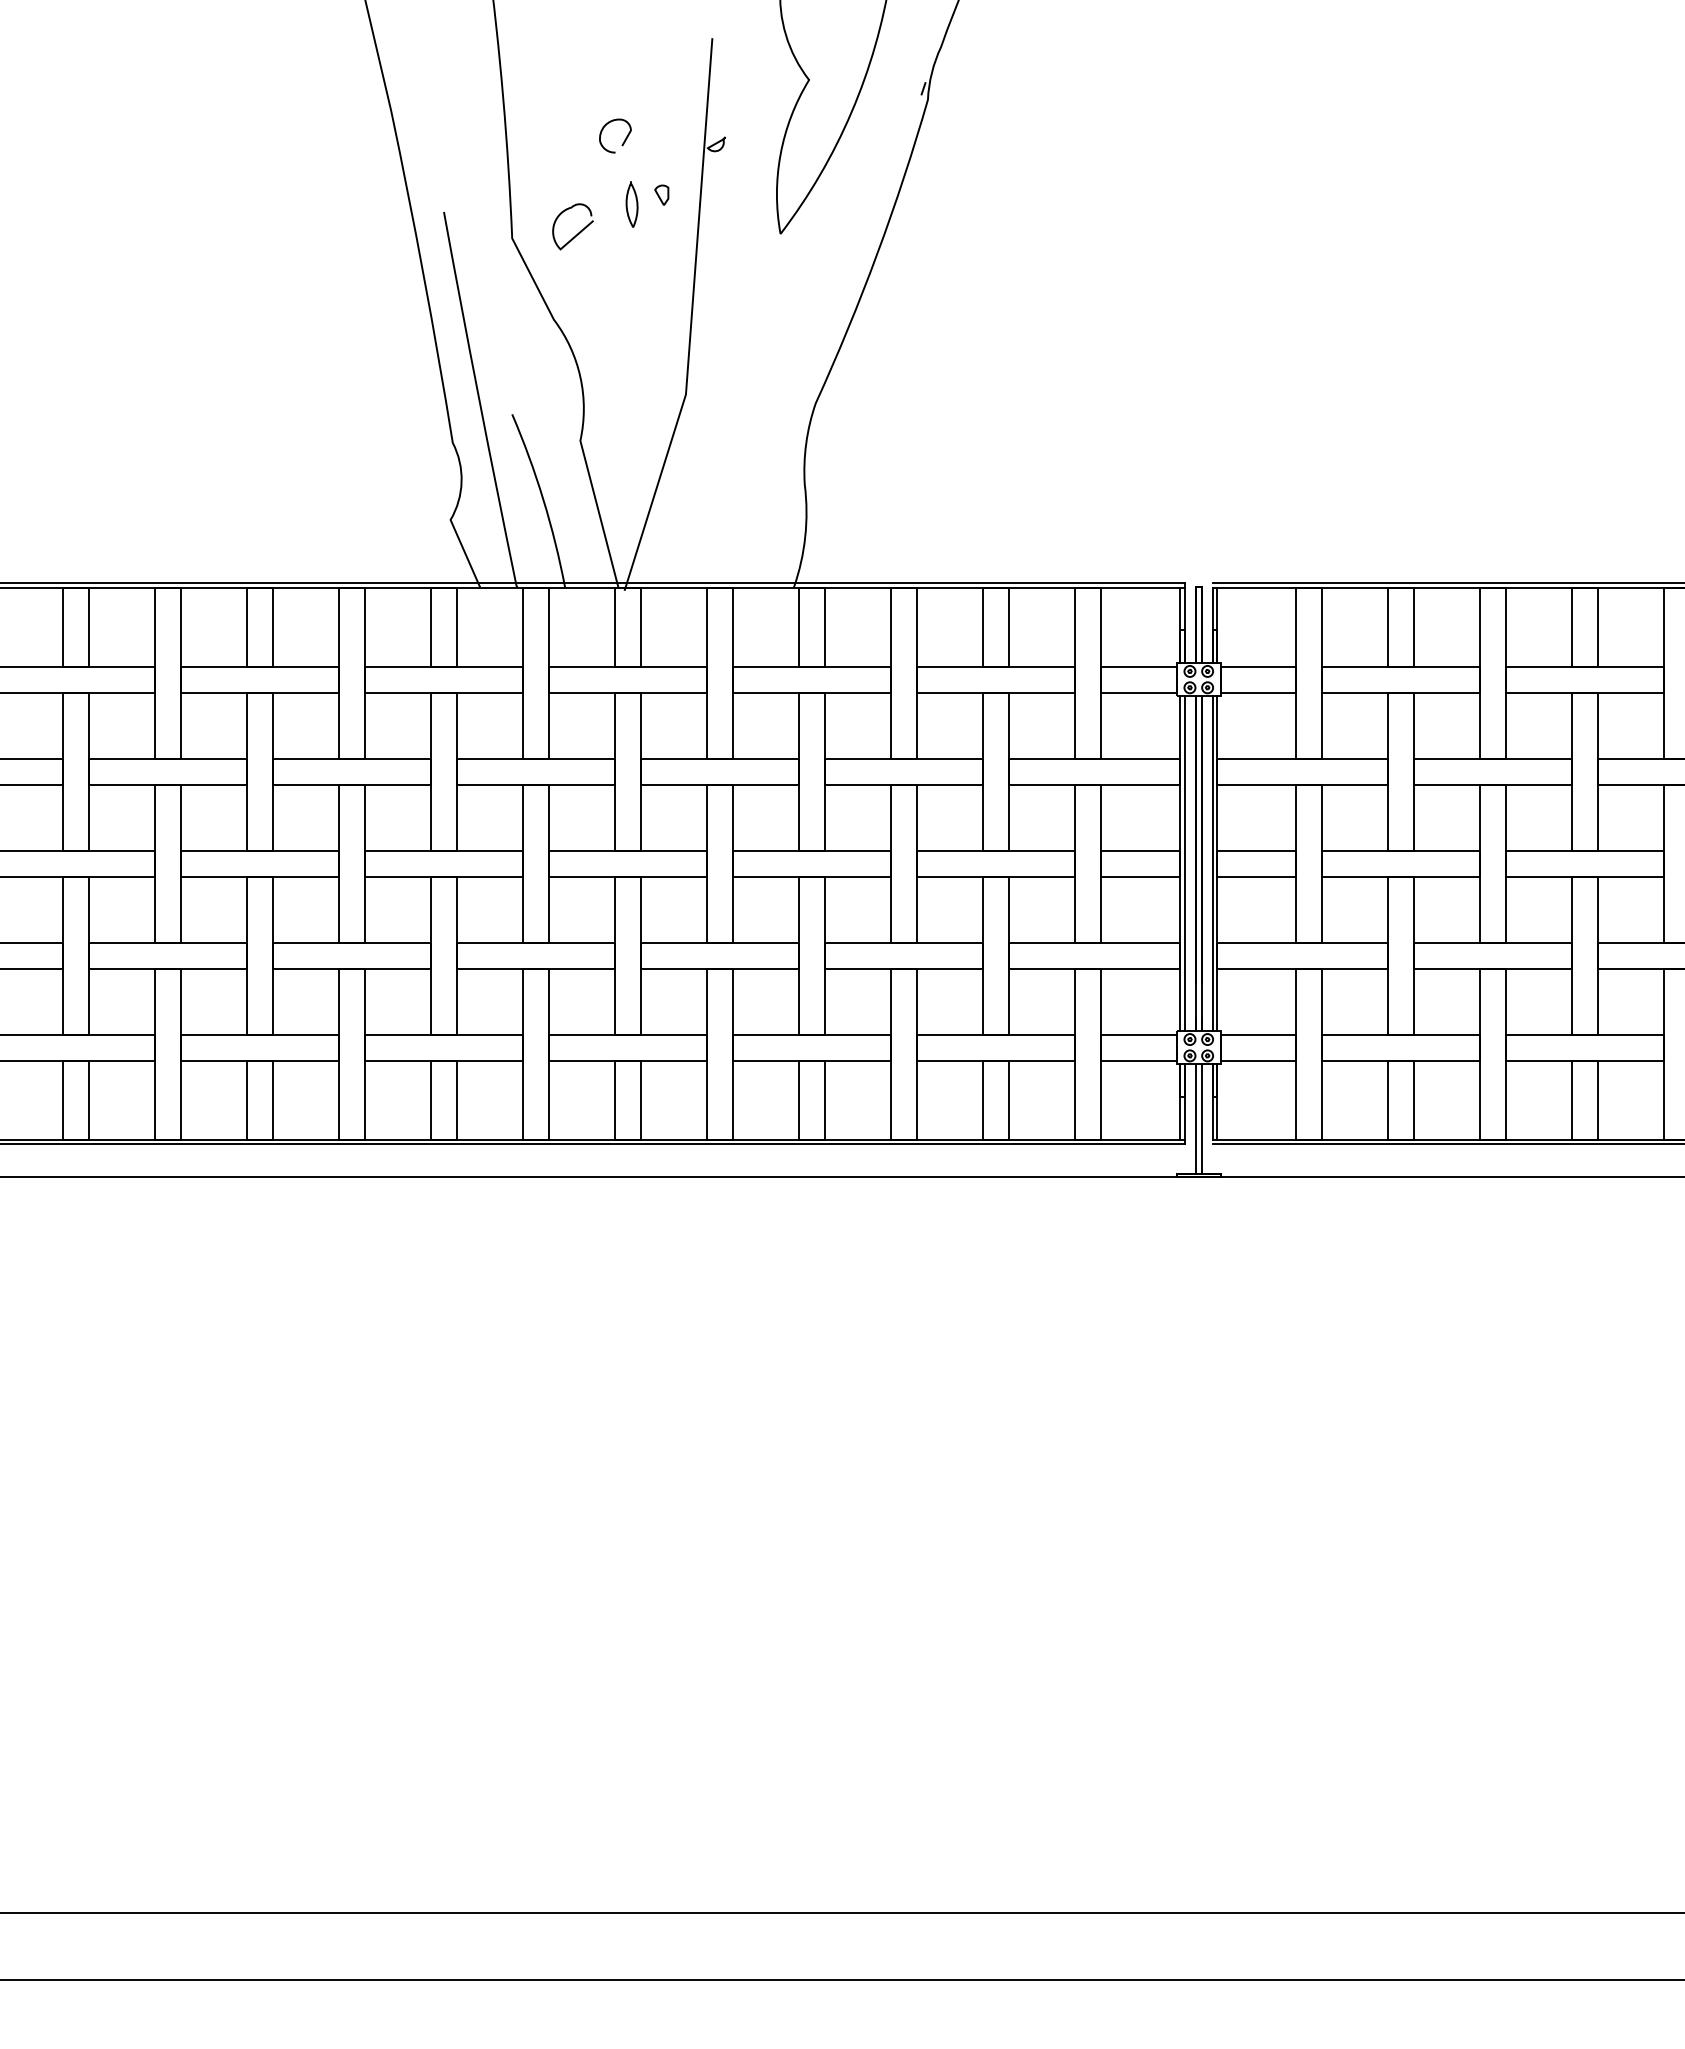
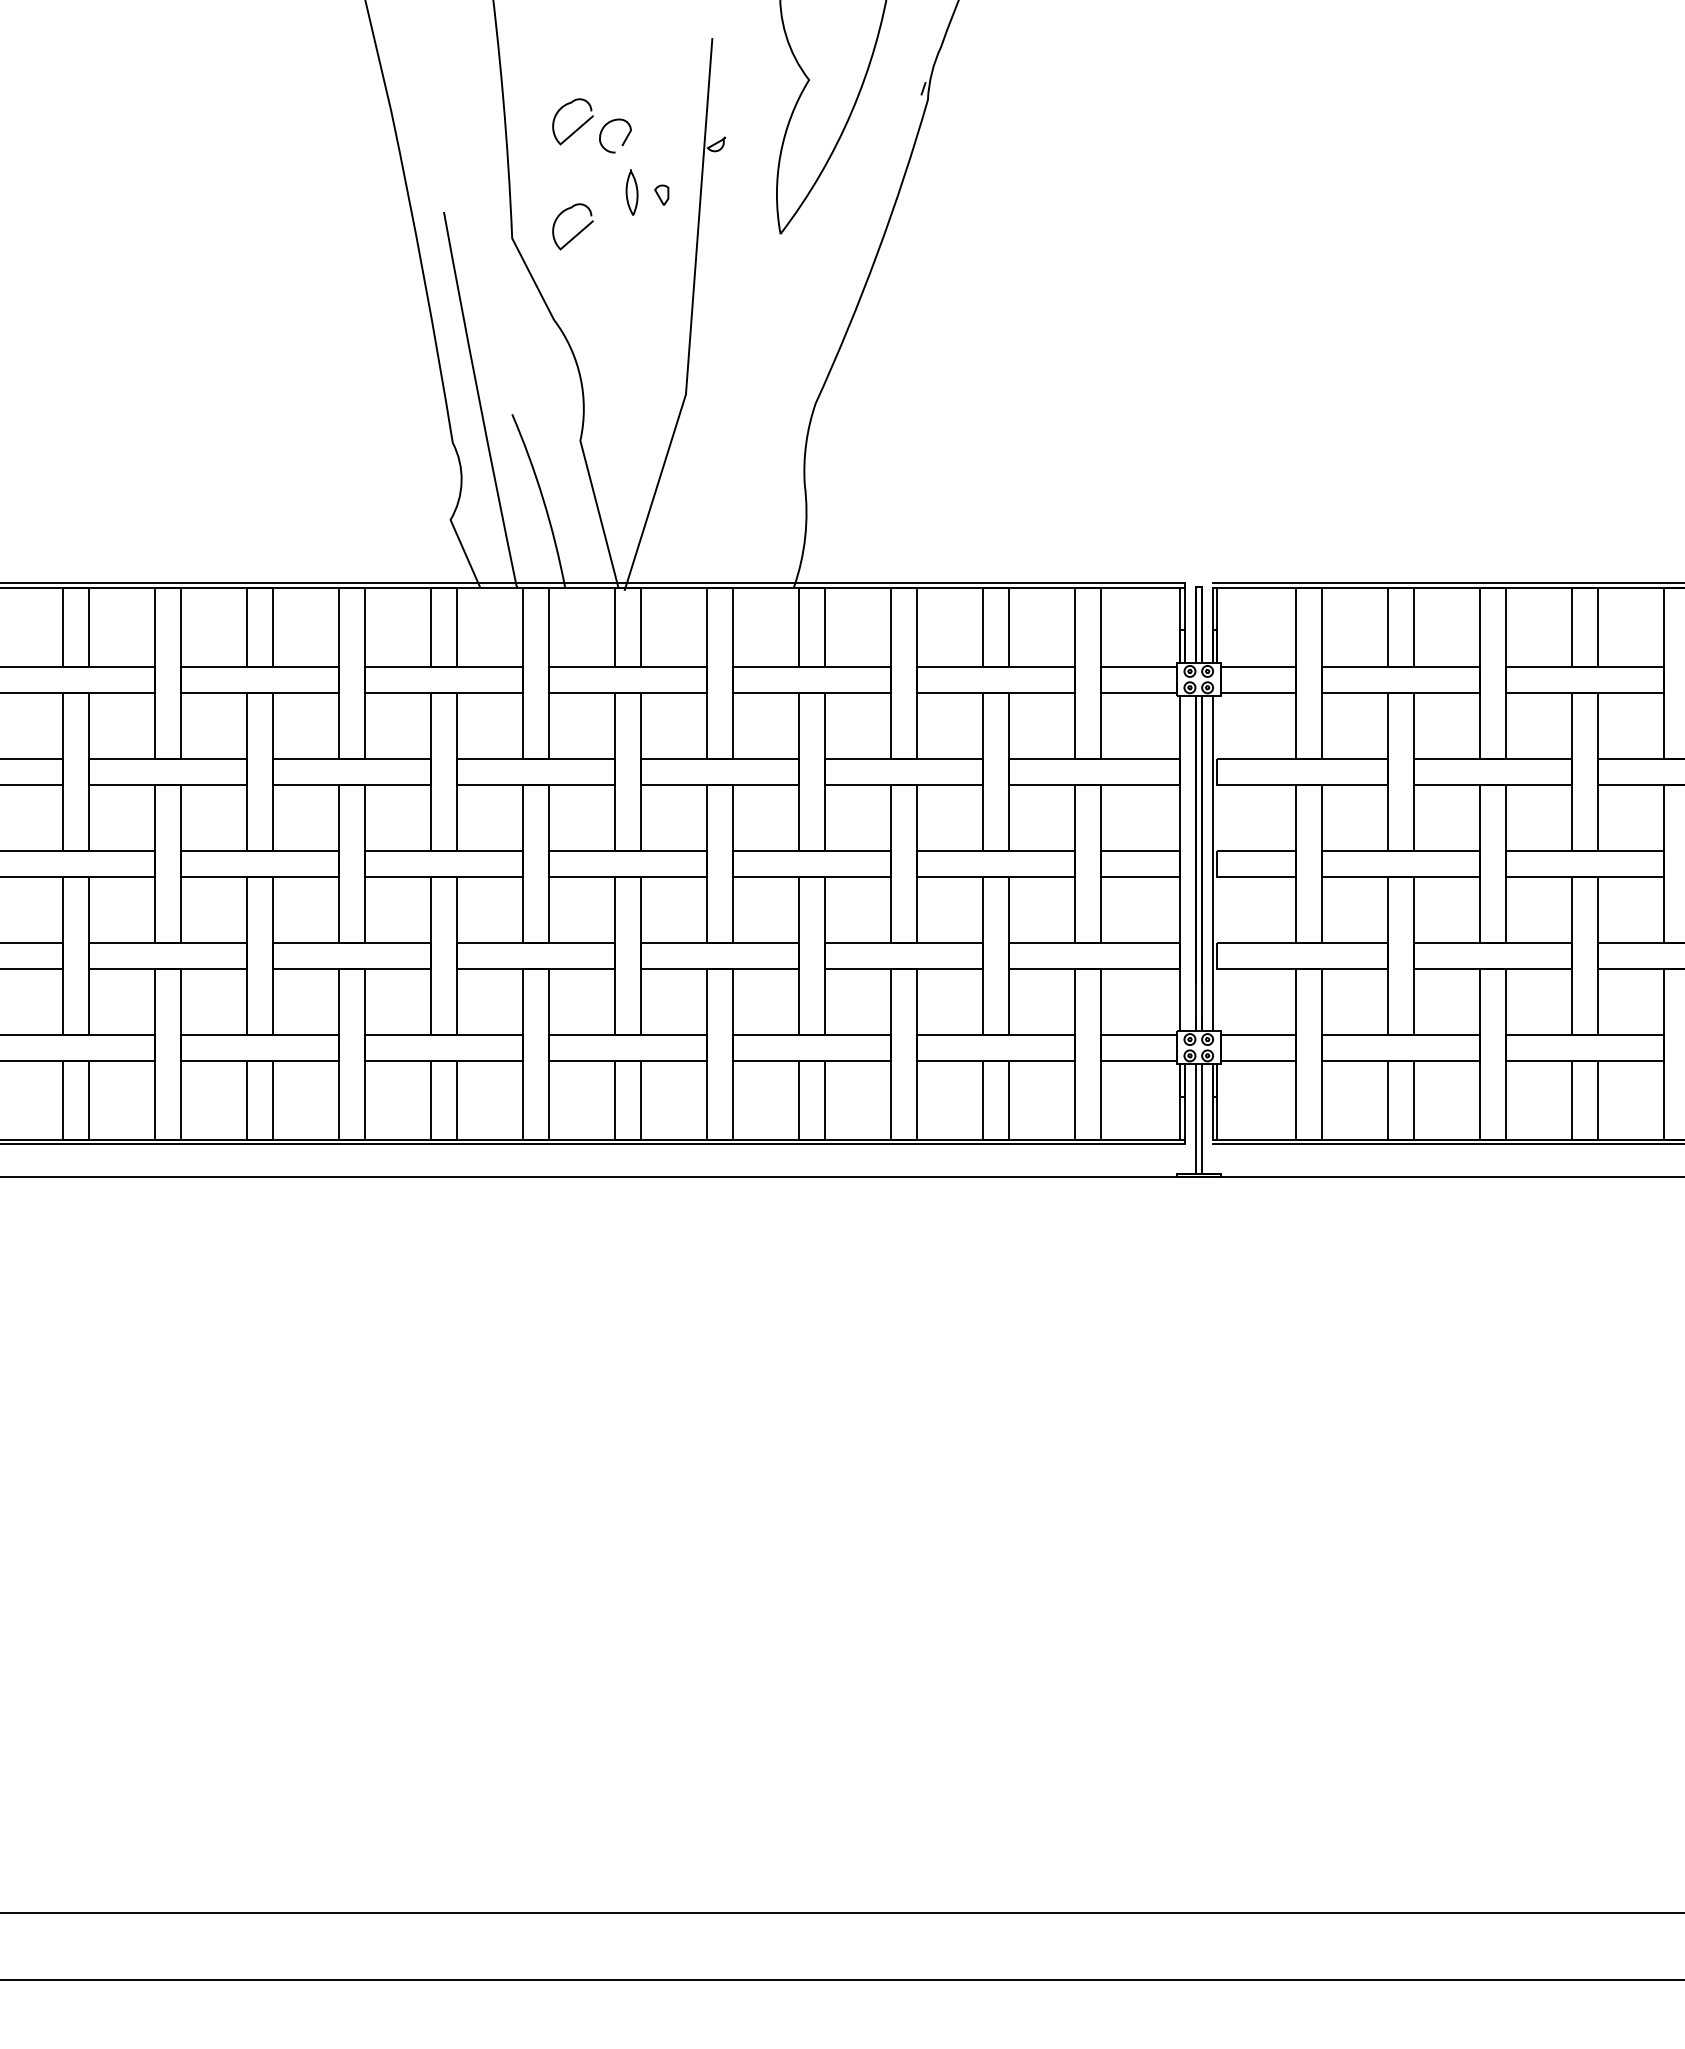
curve: none -> present (578, 127)
curve position: (627, 204) -> (627, 192) (627, 192)
line: present -> none (1184, 863)
line: present -> none (1217, 863)
